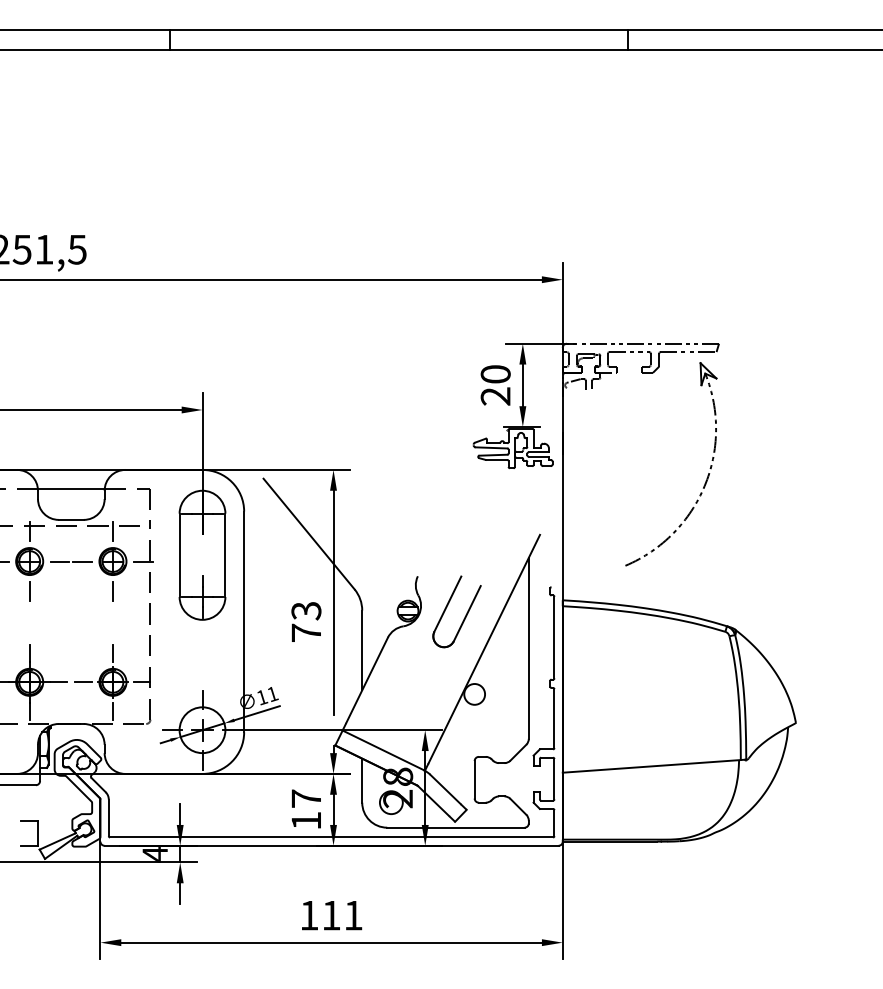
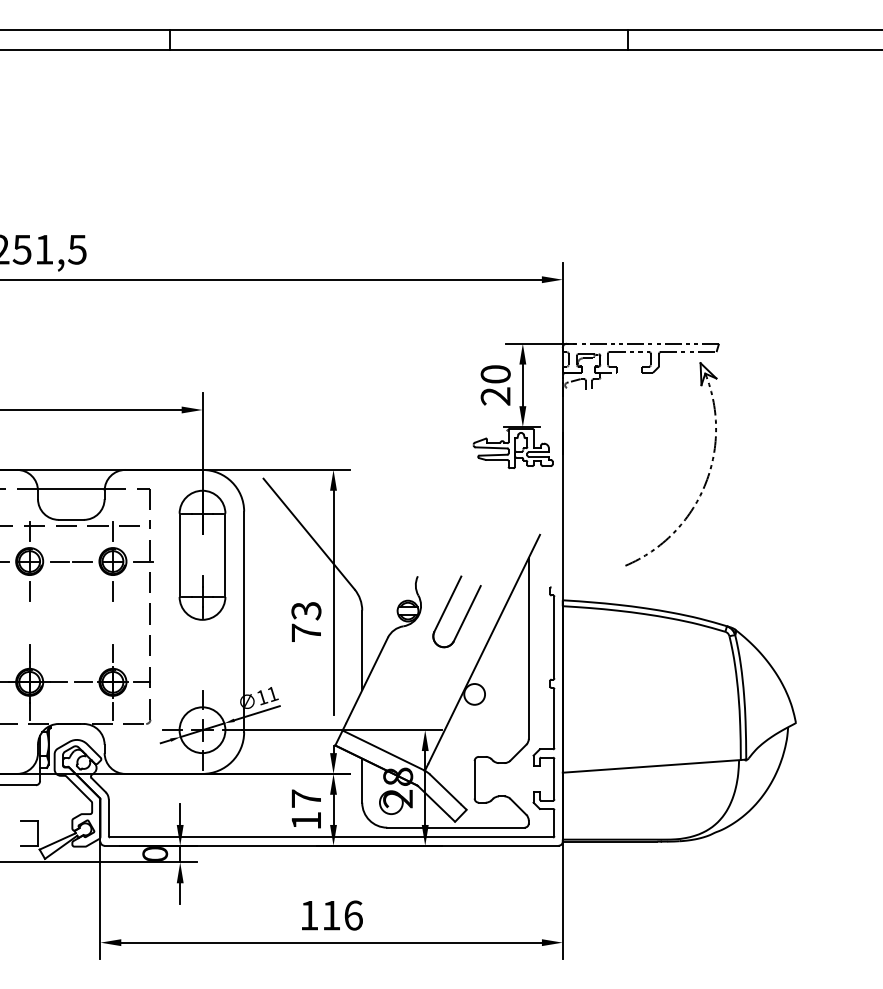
text: 4 -> 0 (155, 853)
text: 111 -> 116 (353, 915)
